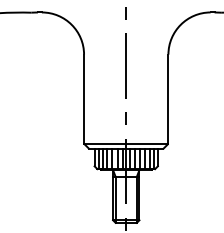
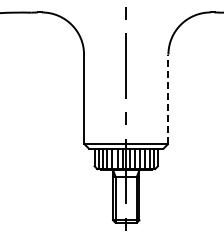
line: solid -> dashed (168, 99)
